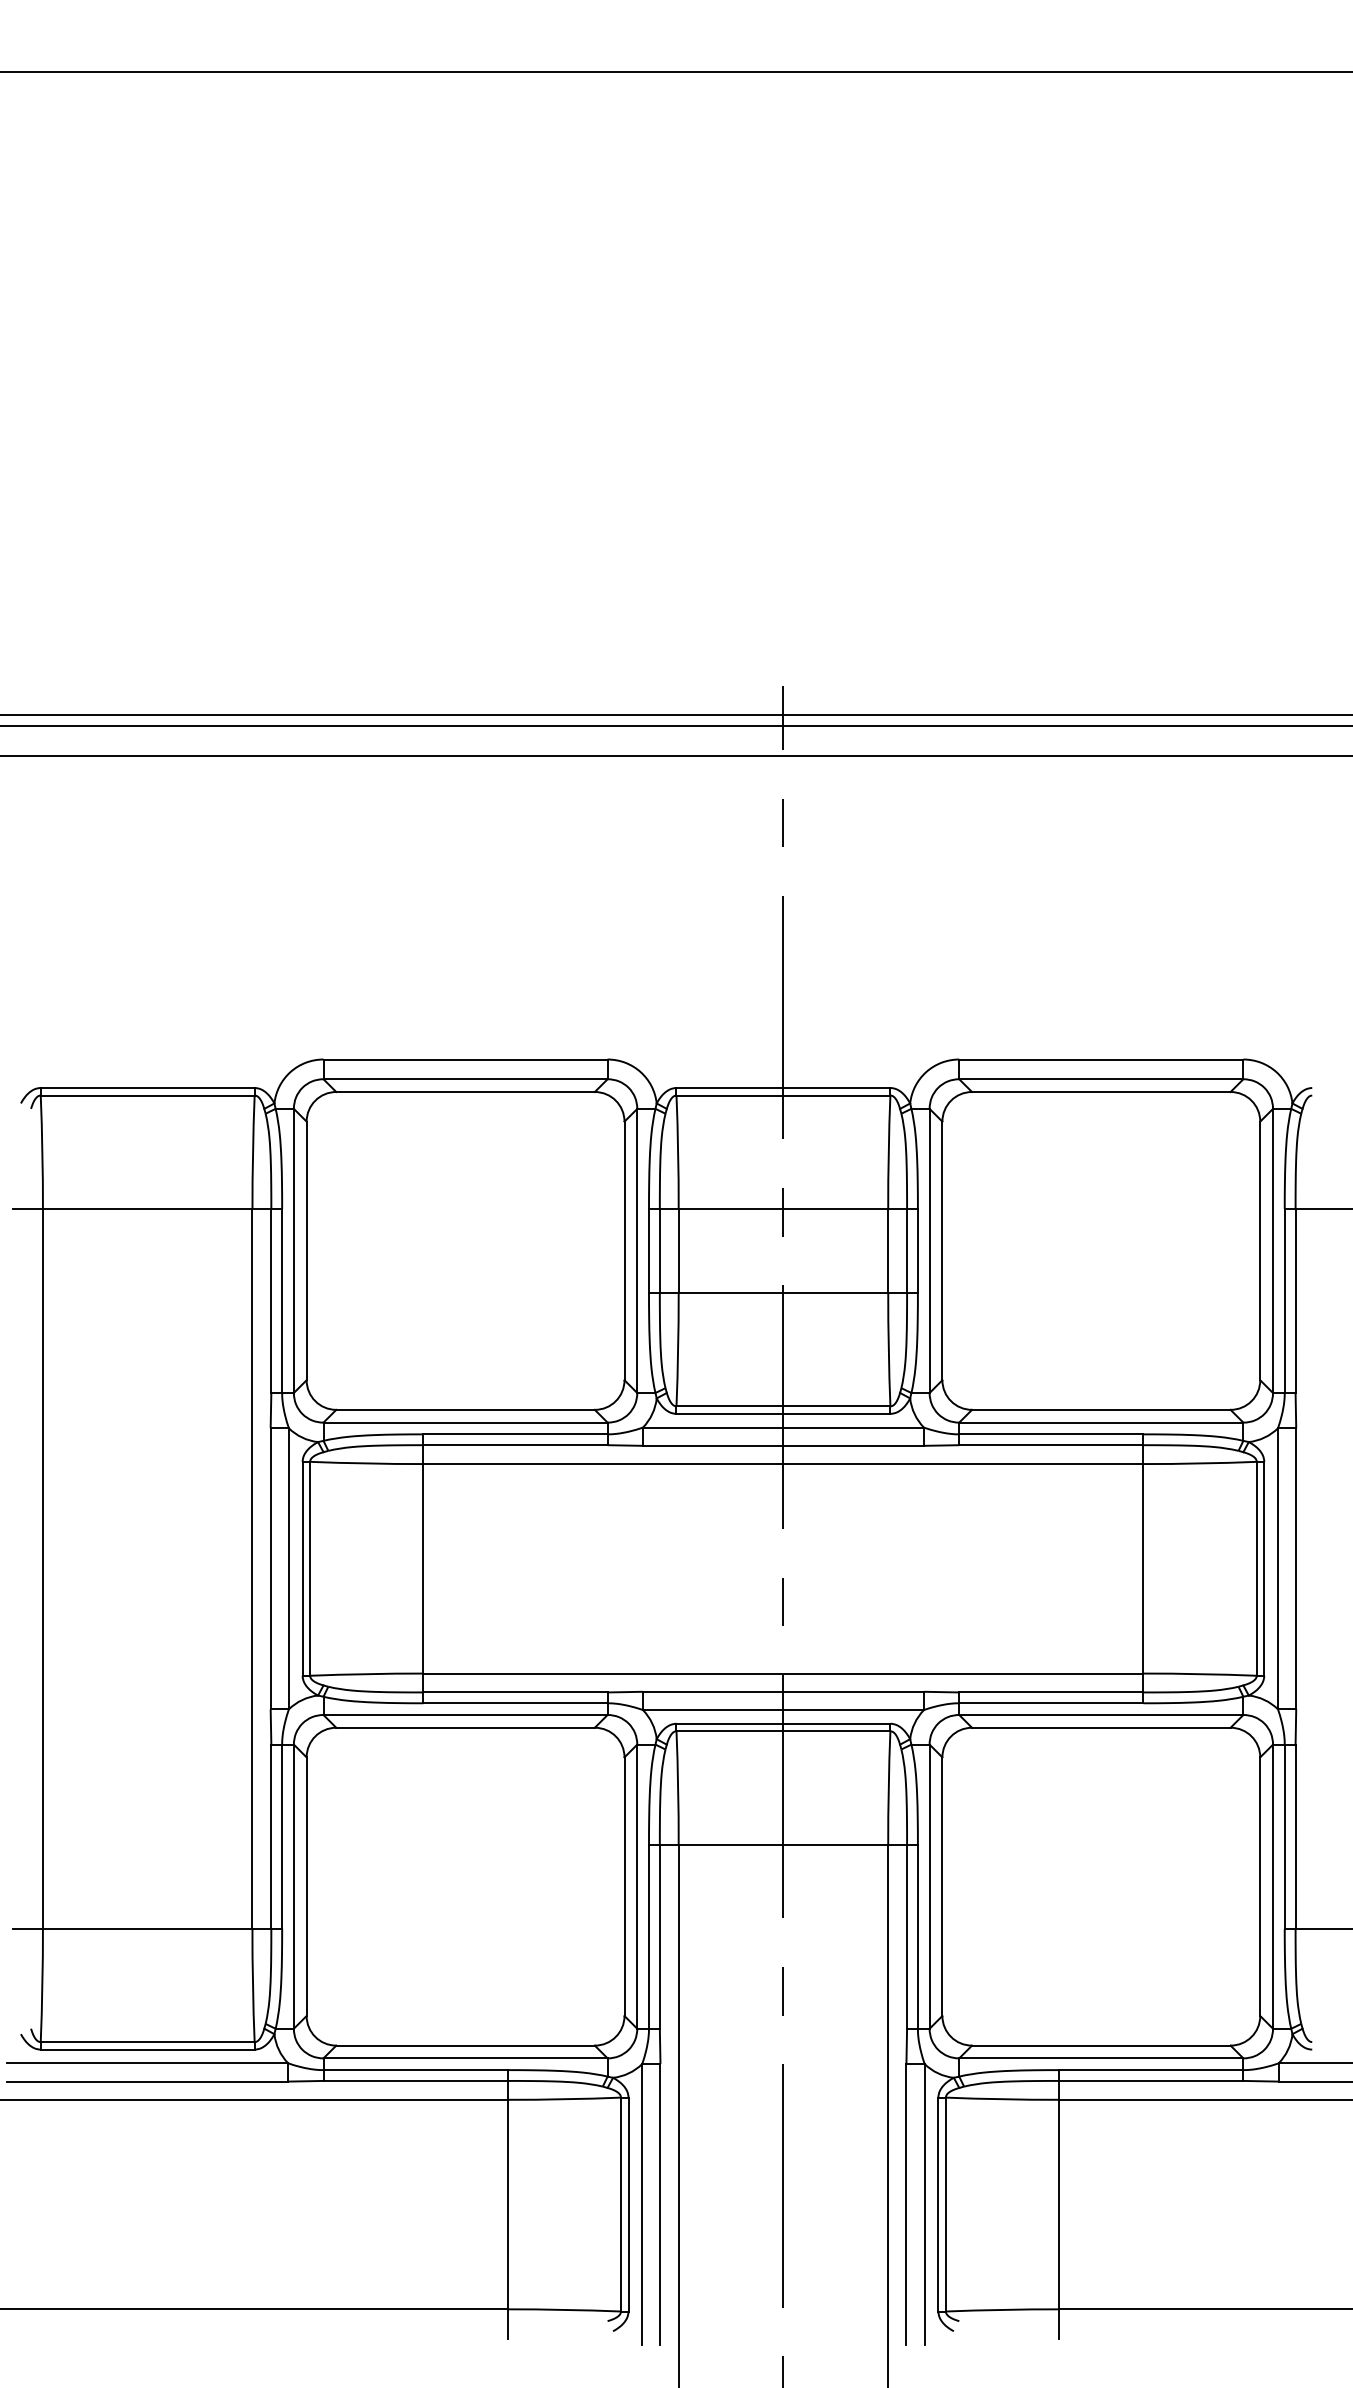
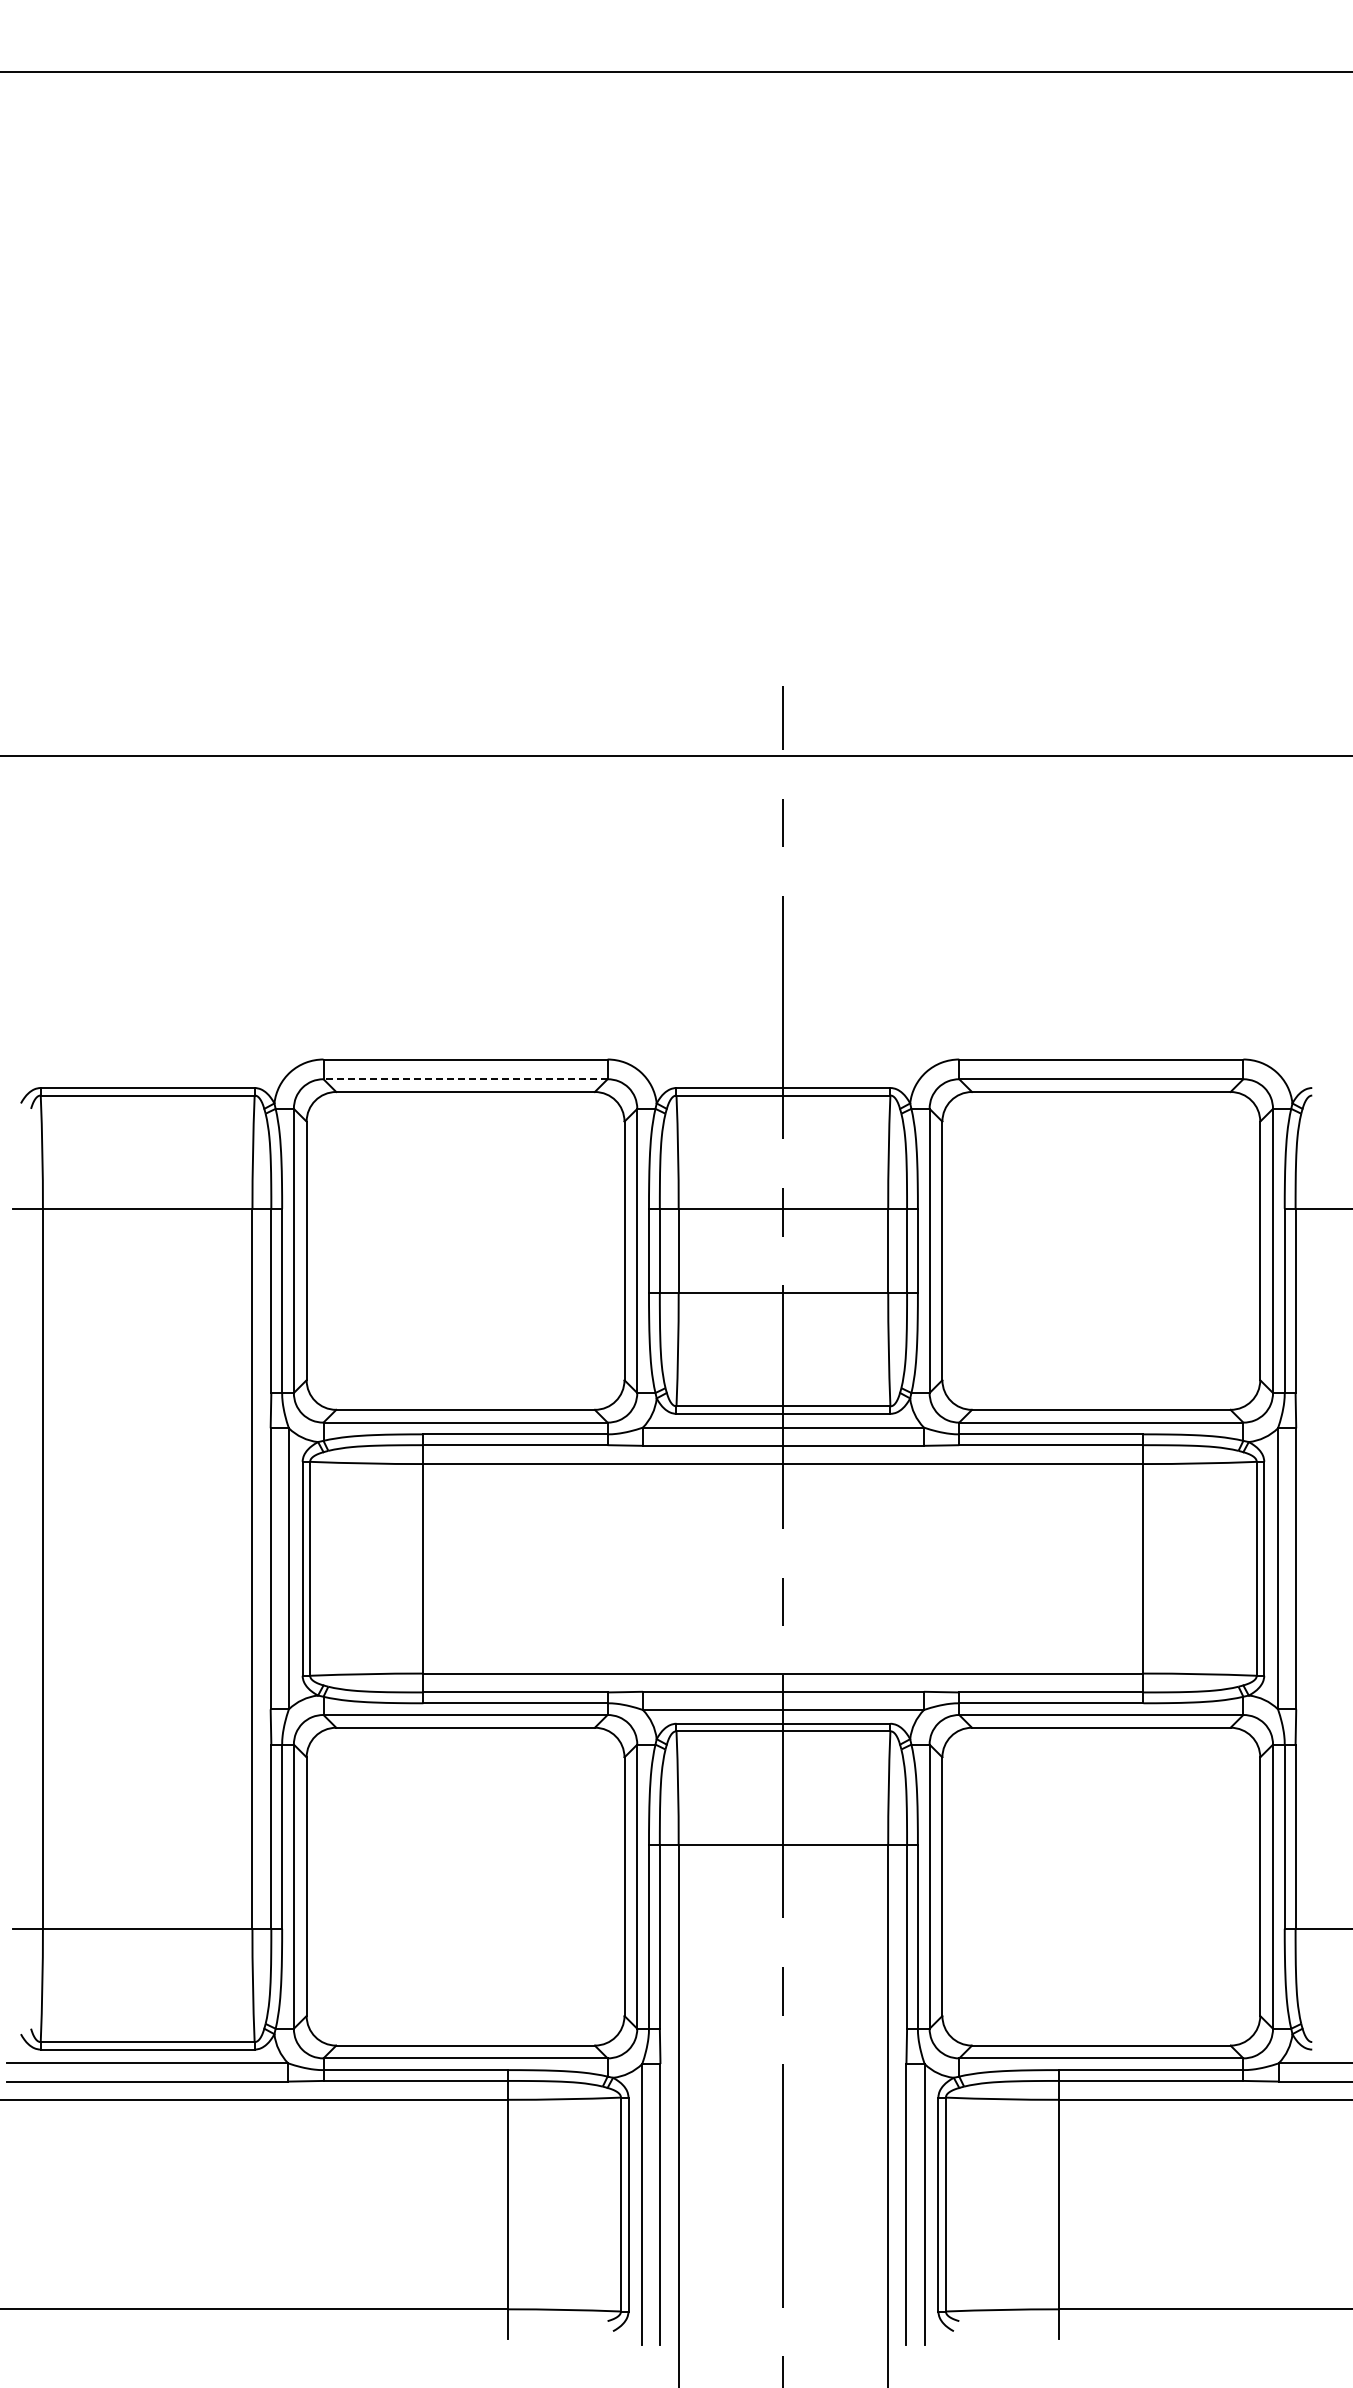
line: present -> none (675, 714)
line: present -> none (675, 726)
line: solid -> dashed (465, 1079)
